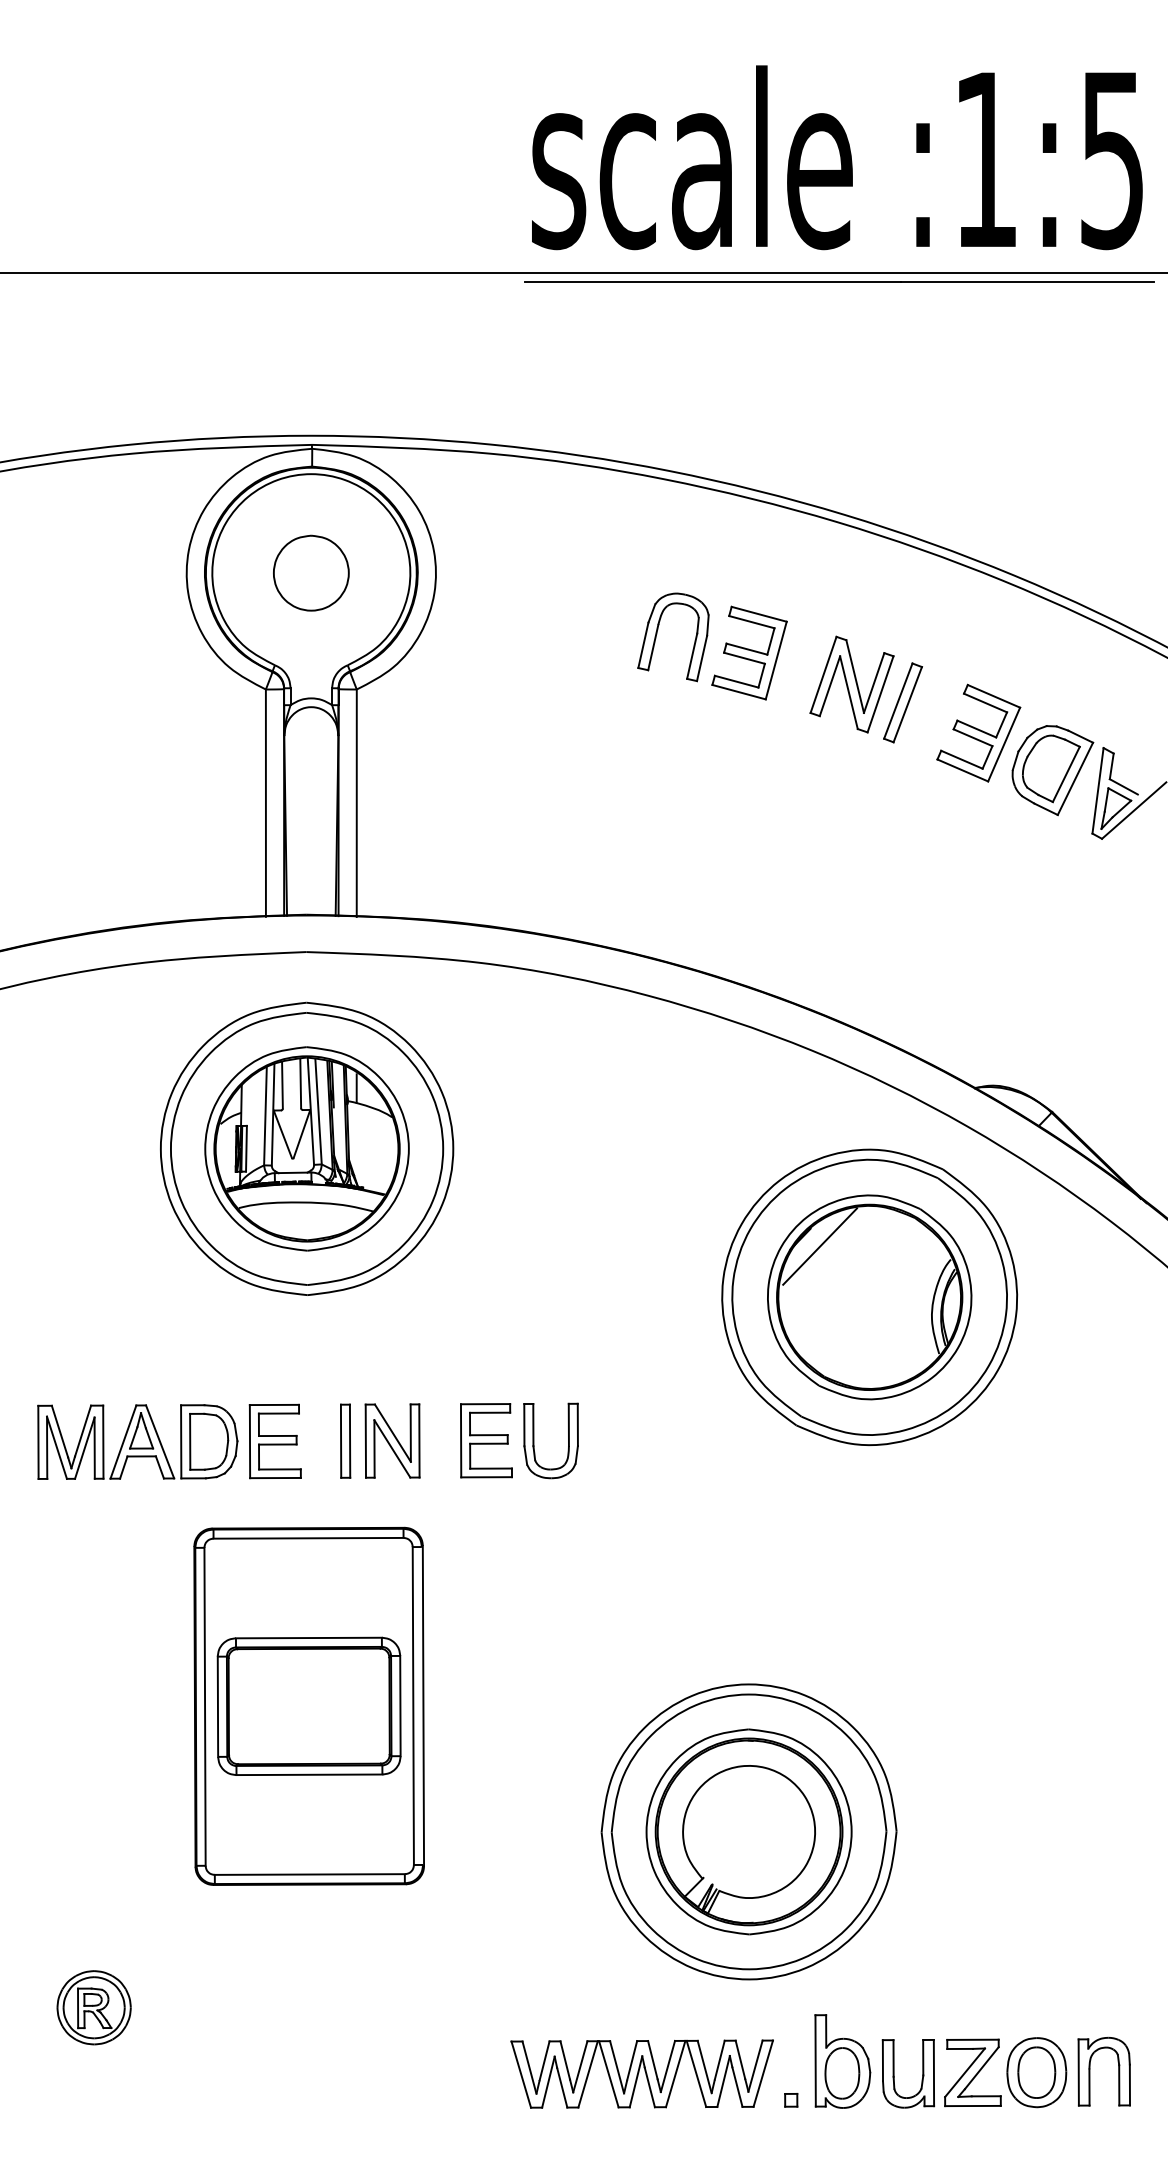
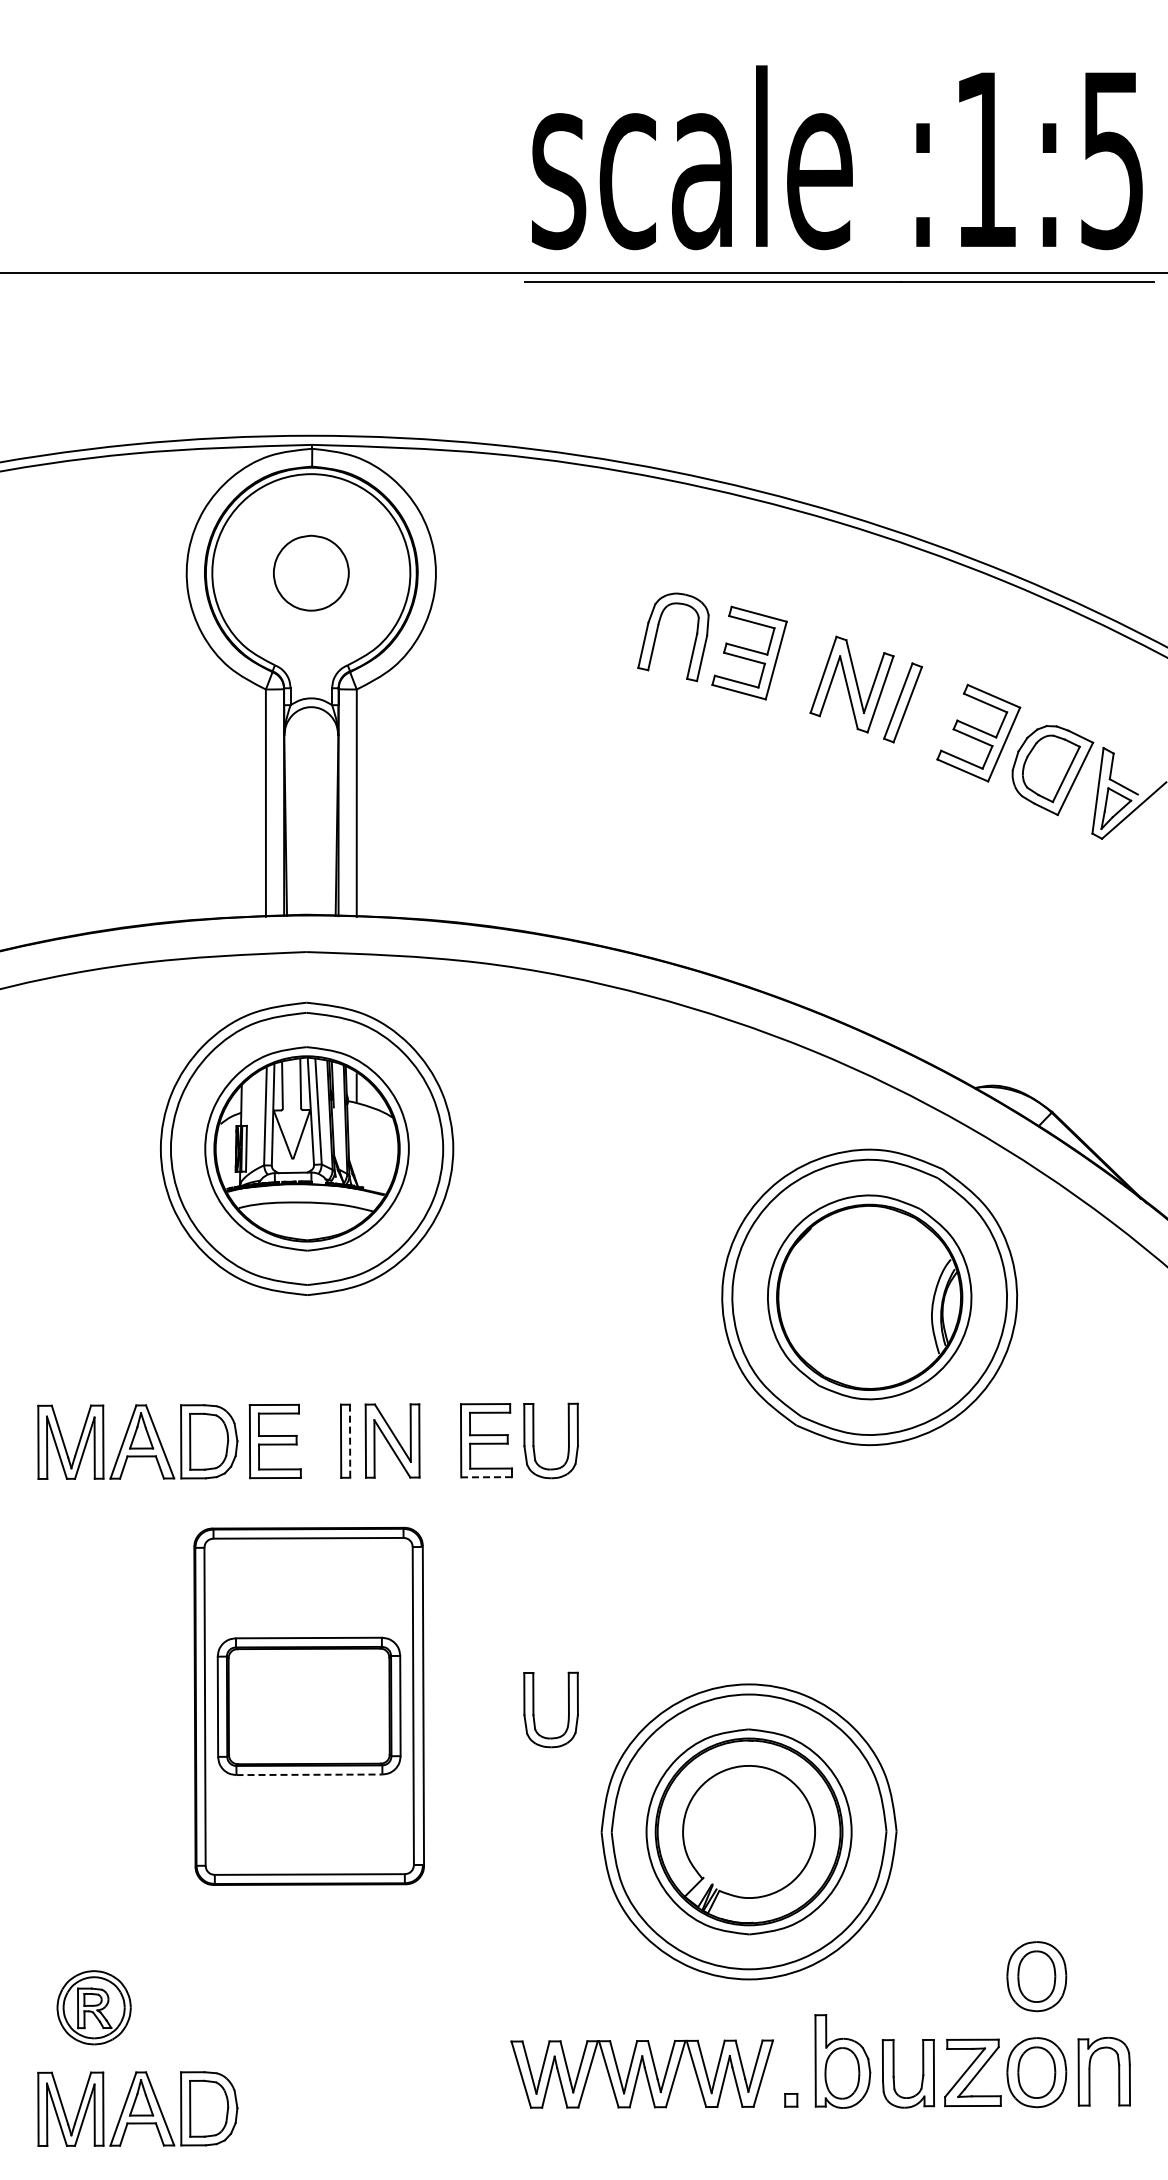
line: present -> none (820, 1246)
line: solid -> dashed (350, 1441)
line: solid -> dashed (486, 1477)
part: none -> present (534, 1709)
line: solid -> dashed (309, 1774)
part: none -> present (1036, 1976)
part: none -> present (137, 2108)
